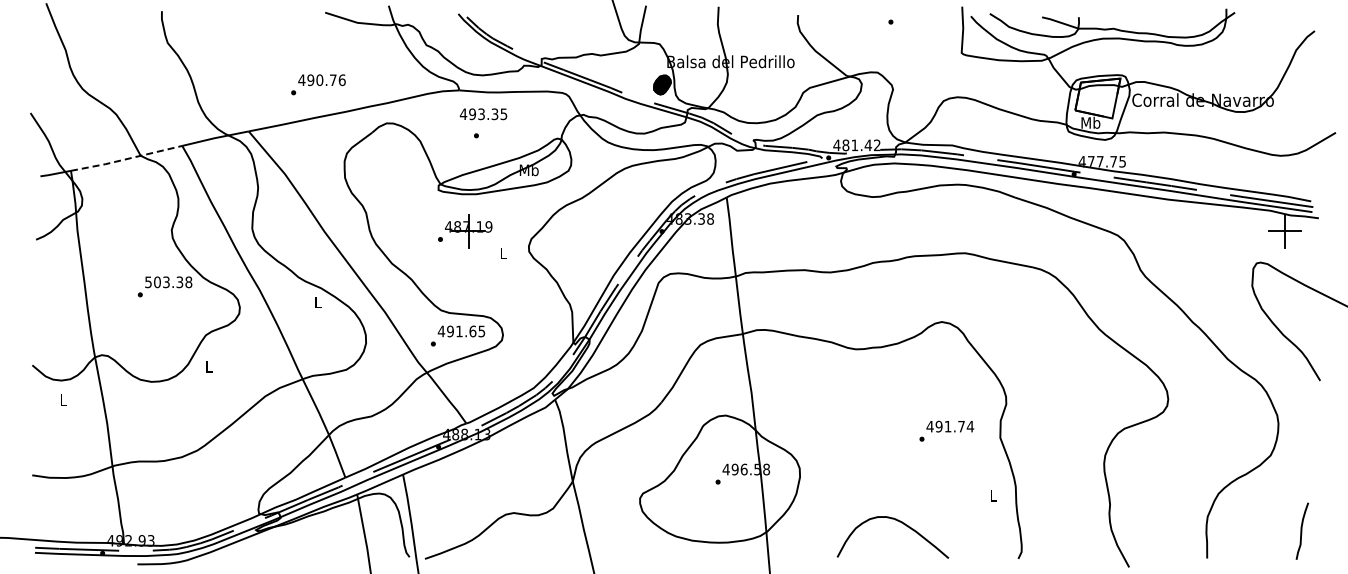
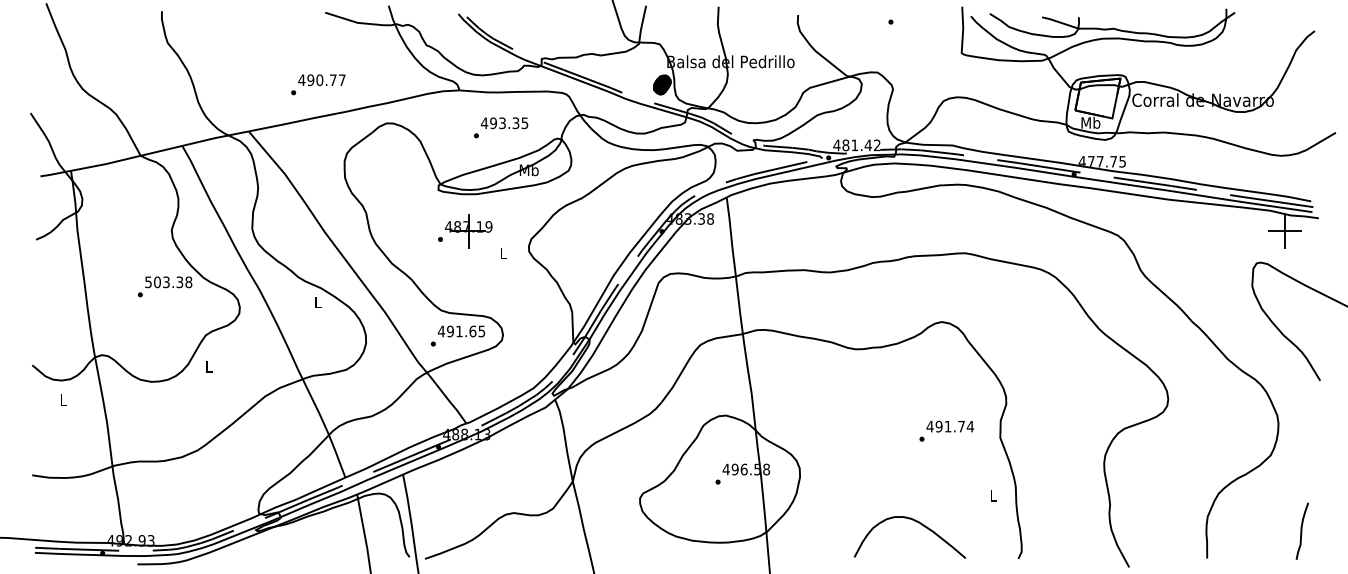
text: 490.76 -> 490.77 (341, 80)
text position: (483, 114) -> (504, 123) (504, 123)
line: dashed -> solid (126, 159)
curve position: (899, 522) -> (916, 522) (916, 522)
